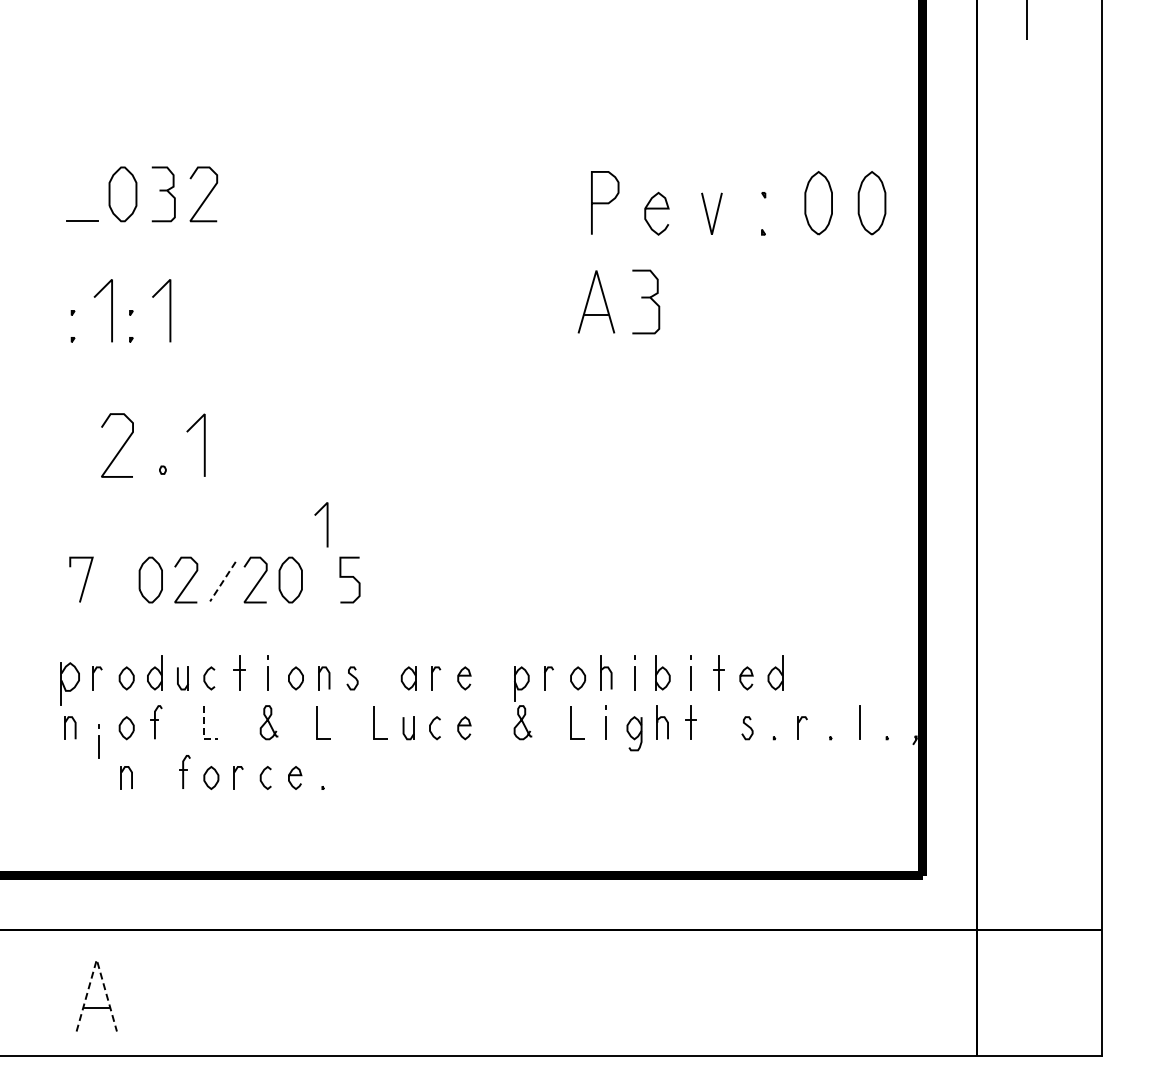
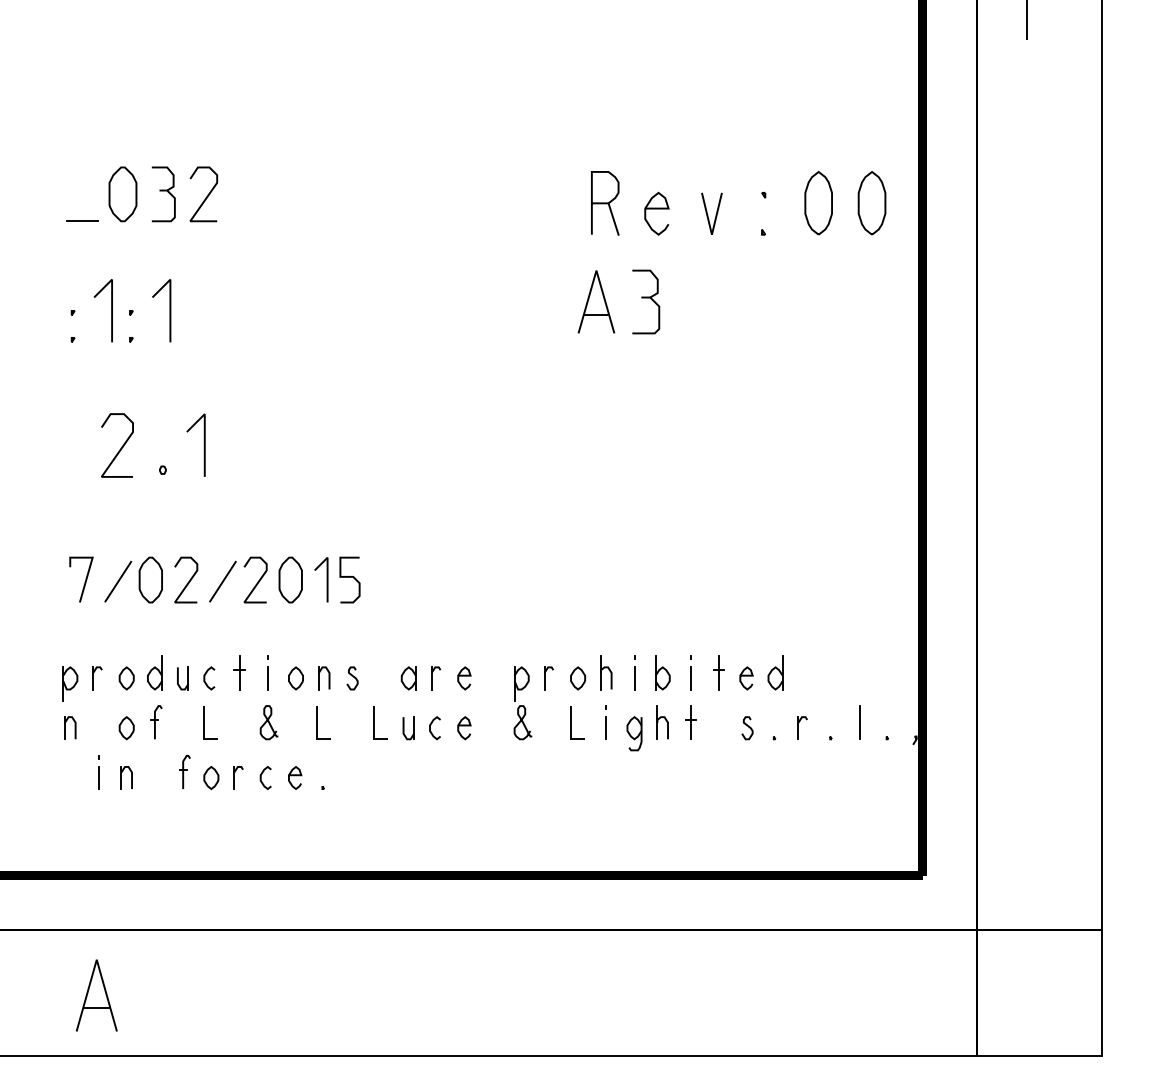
line: none -> present (613, 218)
line position: (326, 524) -> (326, 579) (326, 579)
line: none -> present (118, 581)
line: dashed -> solid (222, 581)
part size: 20x44 px -> 17x36 px (70, 683)
line: dashed -> solid (204, 730)
line position: (98, 741) -> (98, 772) (98, 772)
line: dashed -> solid (96, 959)
